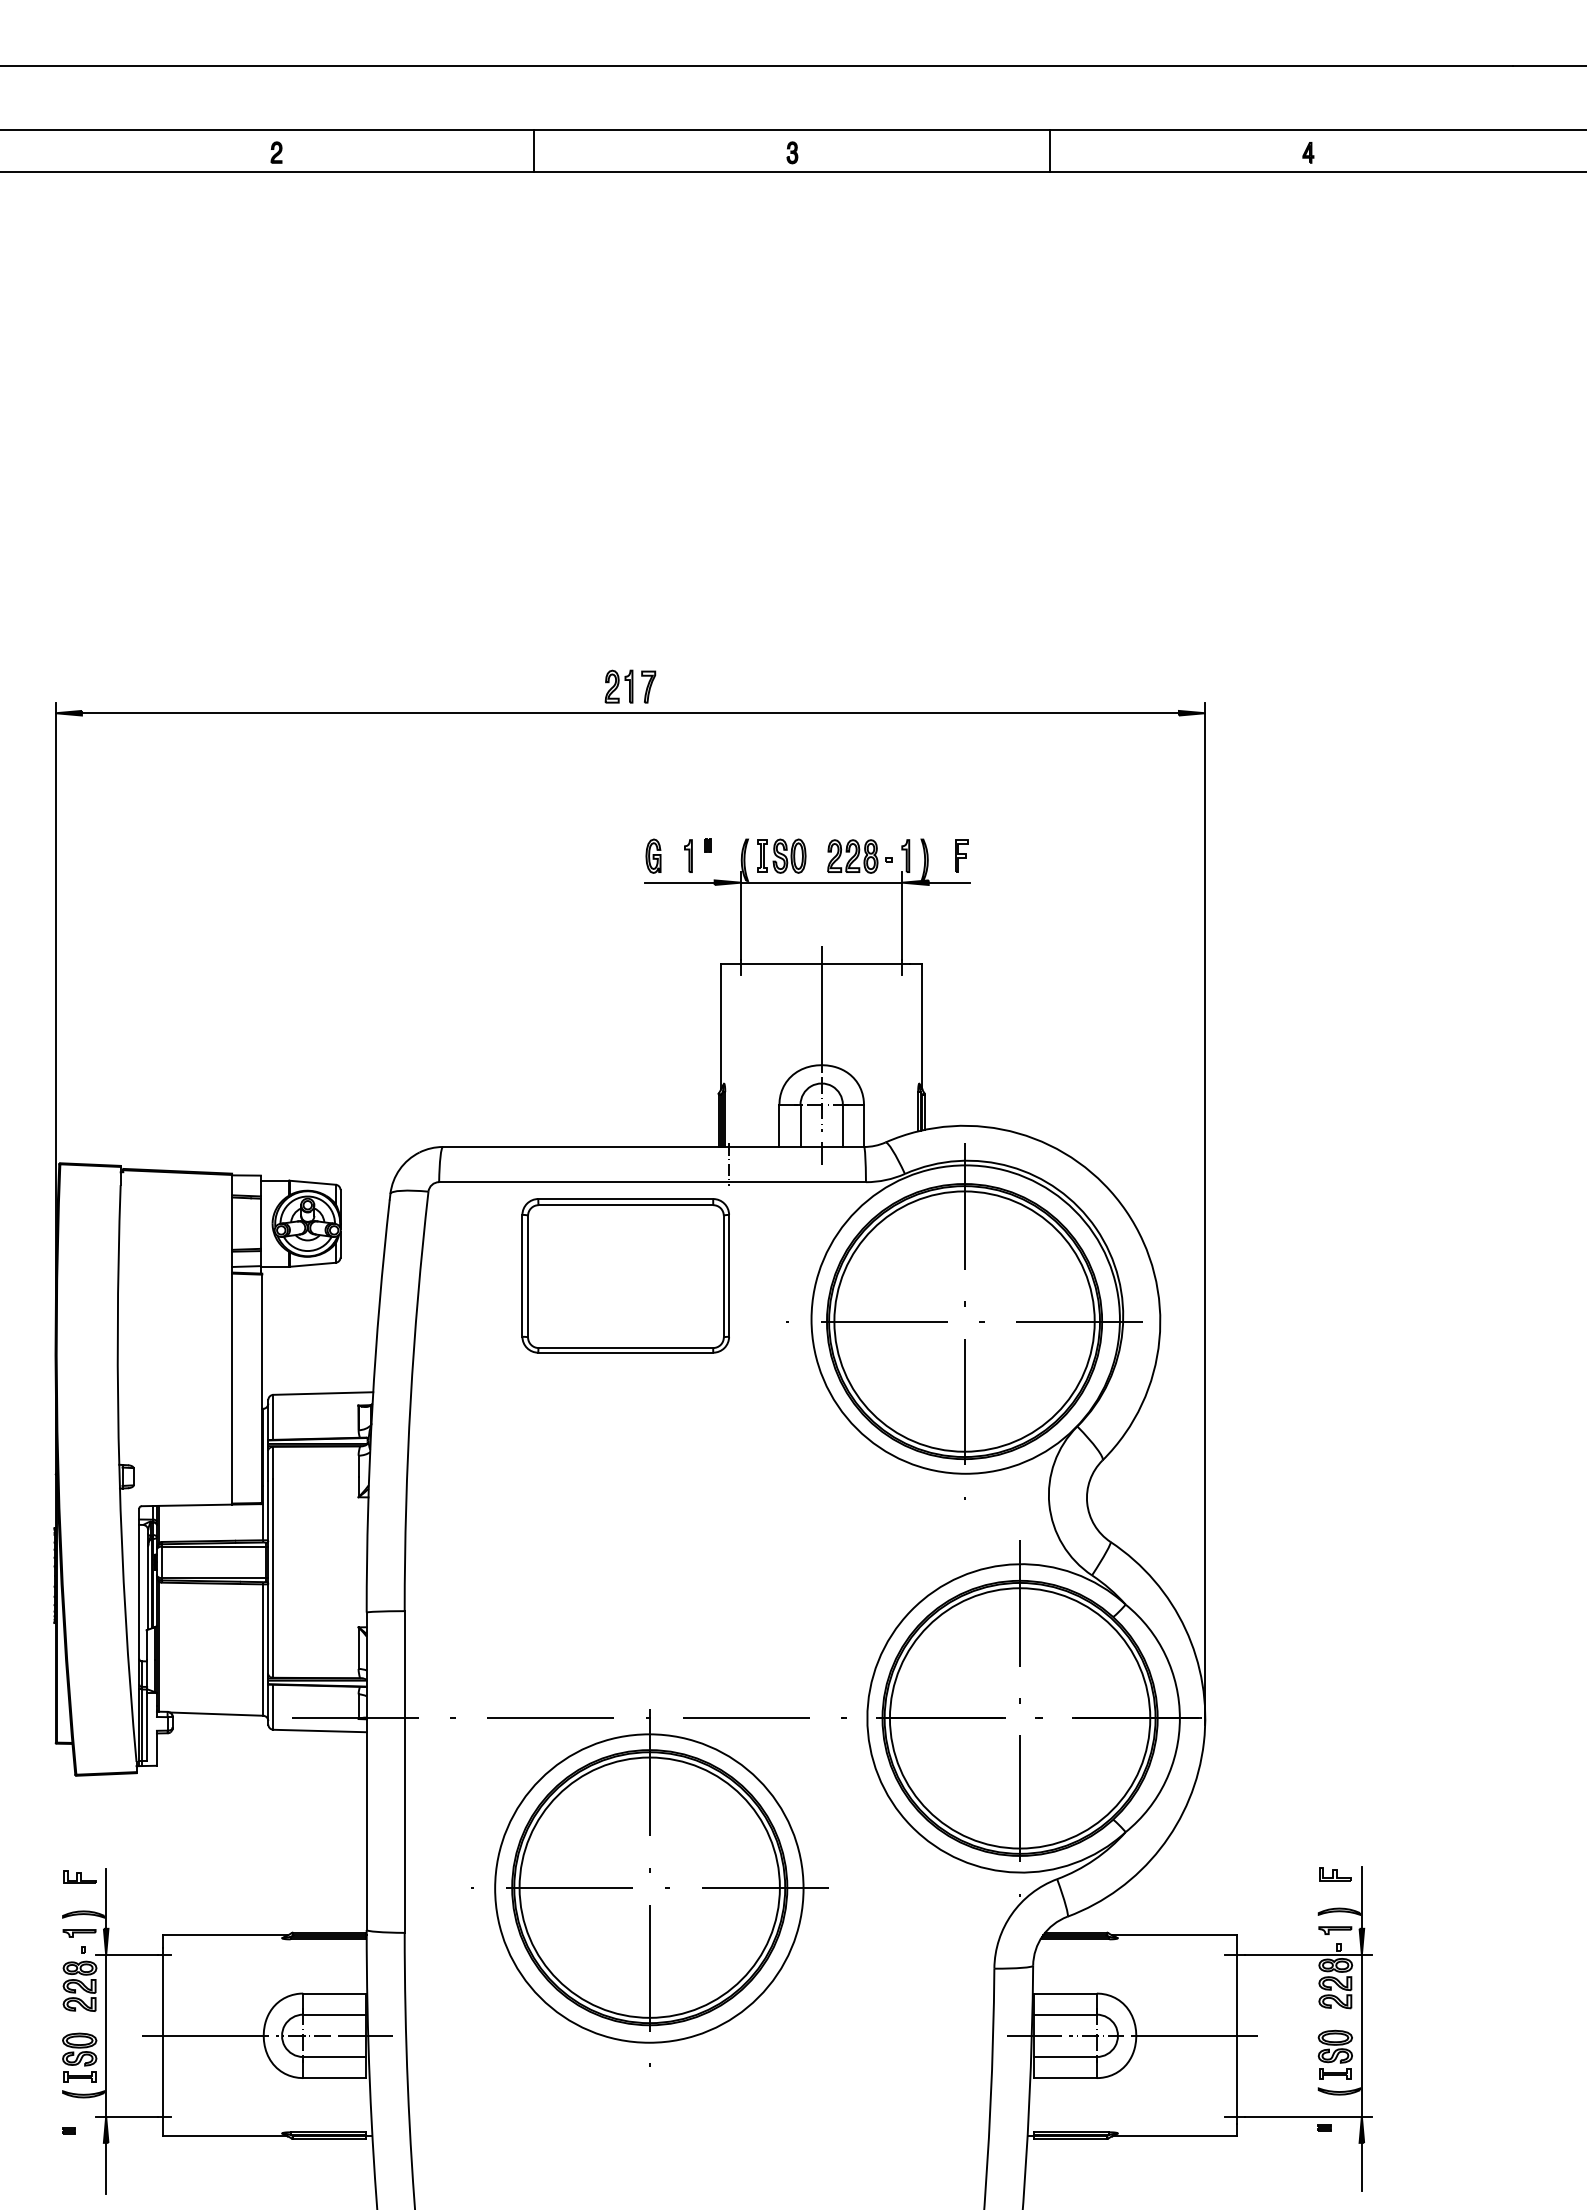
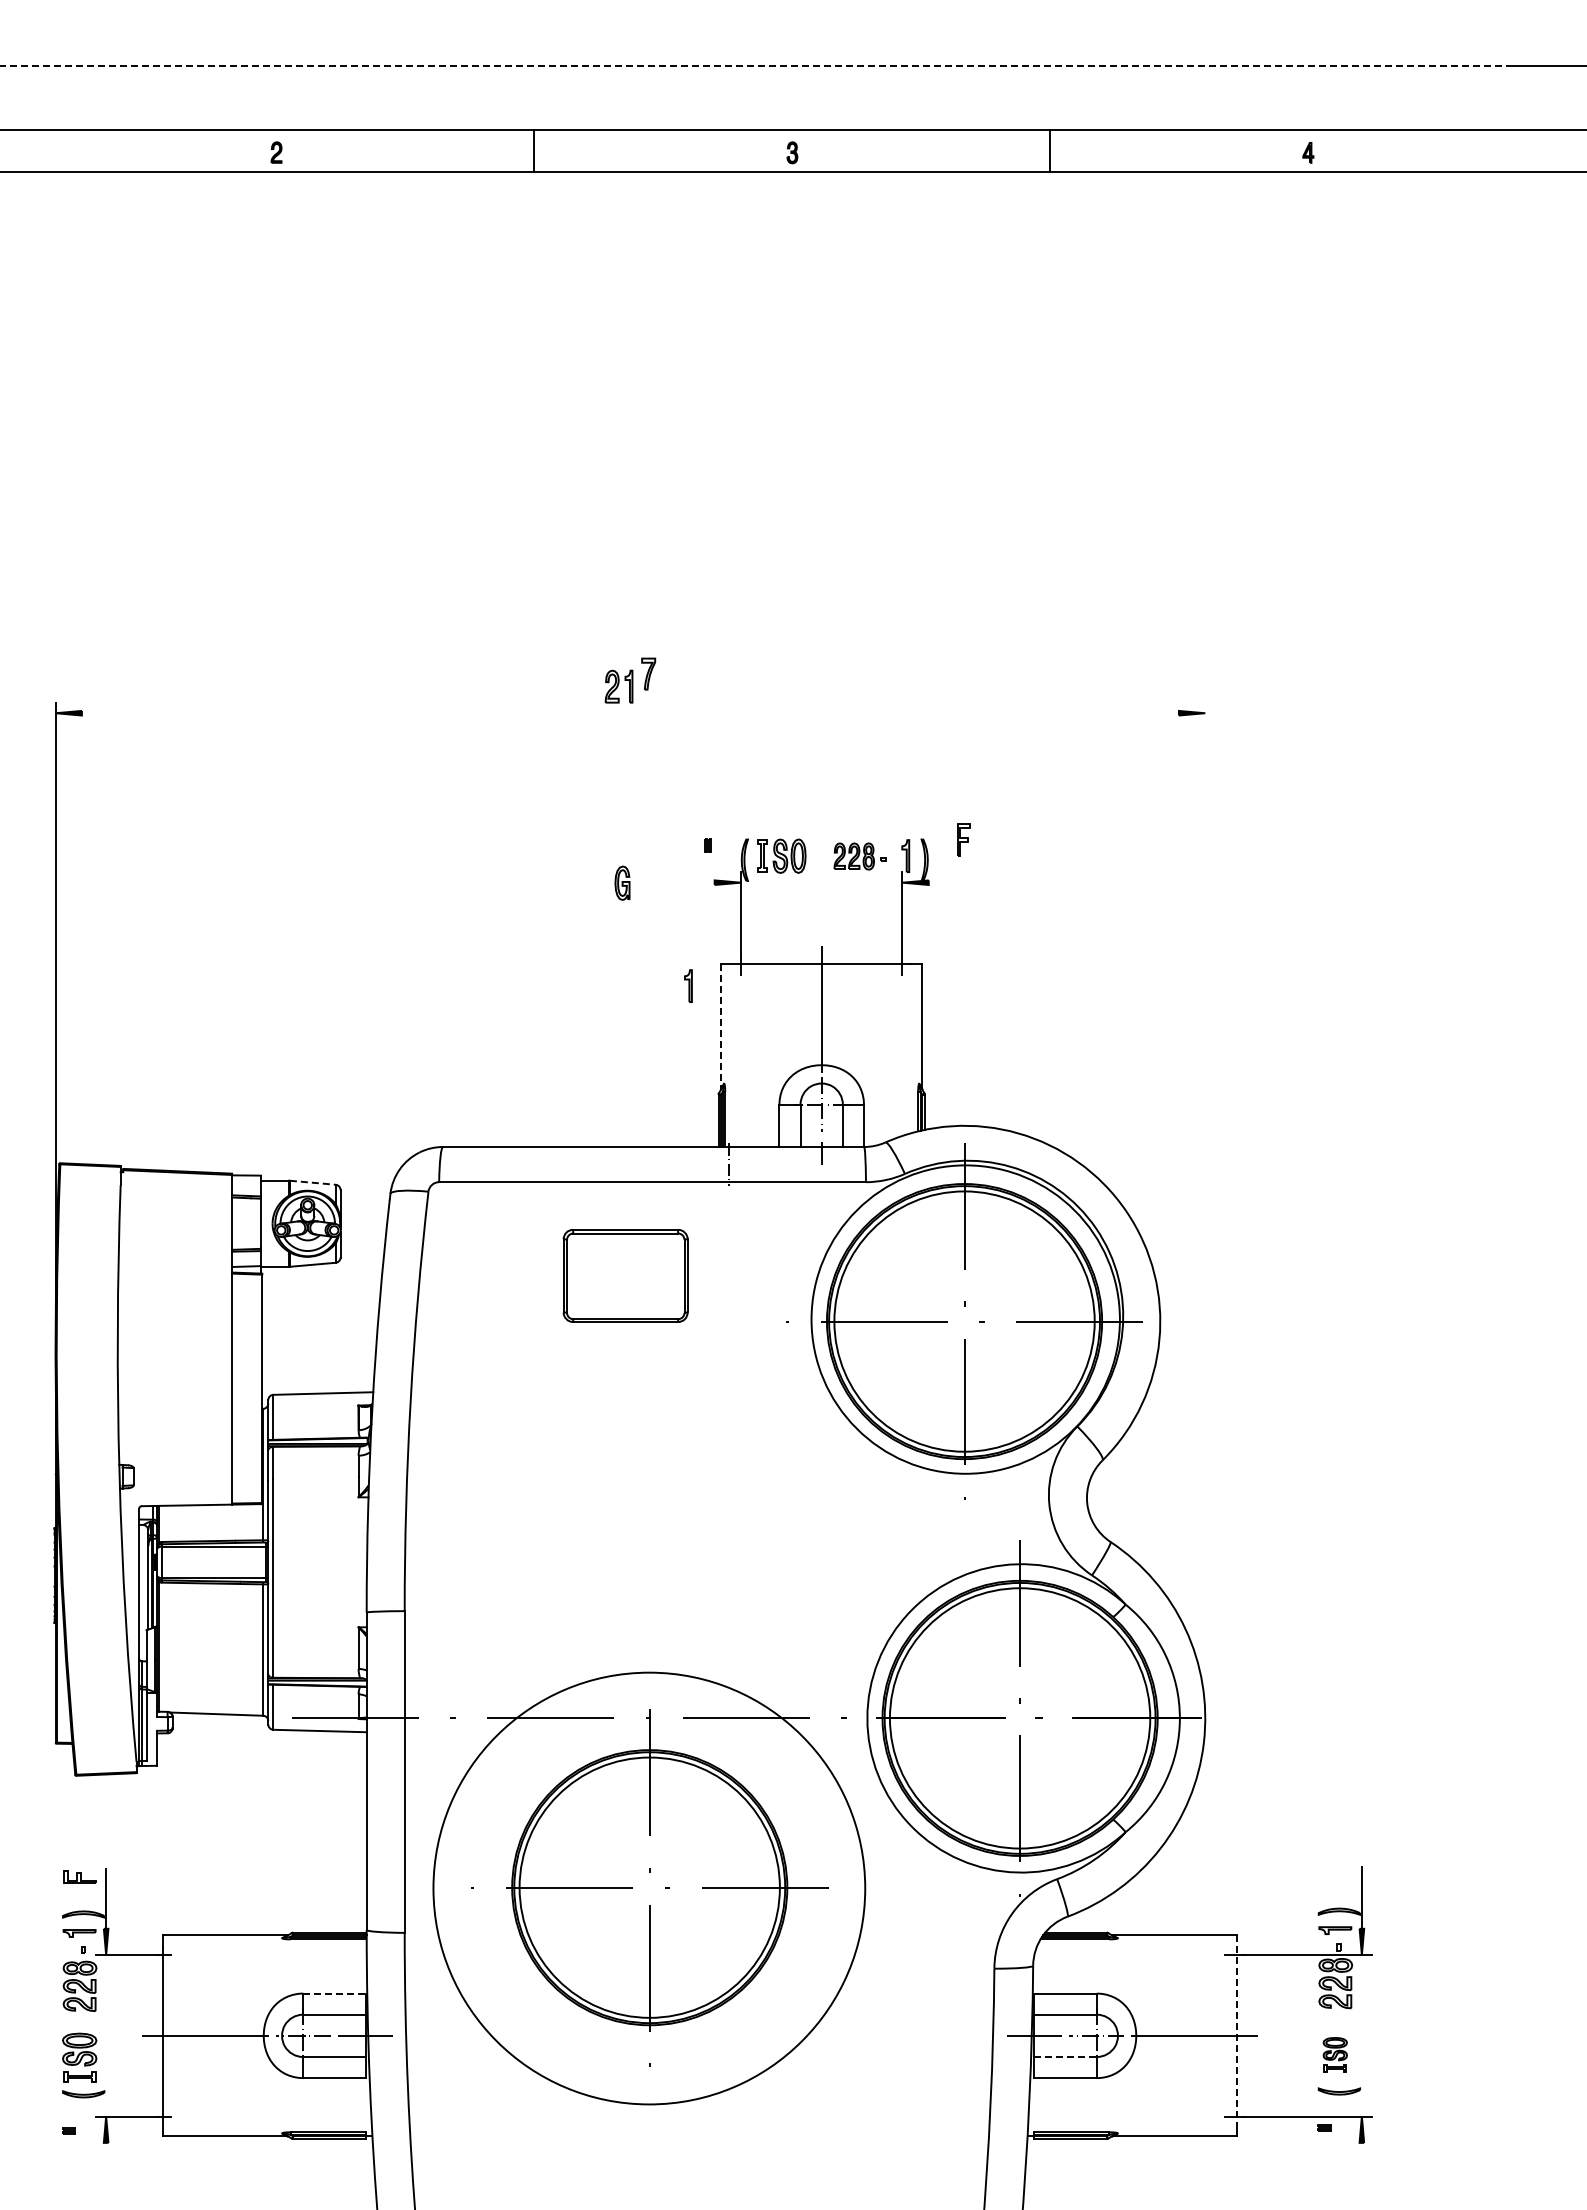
line: solid -> dashed (756, 66)
part position: (648, 686) -> (648, 673) (648, 673)
line: present -> none (629, 713)
part position: (653, 855) -> (622, 882) (622, 882)
part position: (688, 855) -> (688, 985) (688, 985)
part position: (961, 855) -> (963, 839) (963, 839)
part size: 66x35 px -> 54x29 px (859, 856)
line: present -> none (679, 882)
line: present -> none (821, 882)
line: present -> none (948, 882)
line: solid -> dashed (721, 1027)
line: solid -> dashed (312, 1182)
line: present -> none (1205, 1213)
part size: 209x156 px -> 127x94 px (625, 1275)
part: present -> none (1335, 1874)
circle diameter: 308 px -> 432 px (649, 1888)
line: solid -> dashed (335, 1993)
line: solid -> dashed (1237, 2030)
line: present -> none (106, 2035)
line: present -> none (1361, 2035)
part size: 36x51 px -> 26x36 px (1334, 2054)
line: solid -> dashed (1066, 2057)
line: present -> none (1361, 2166)
line: present -> none (106, 2167)
